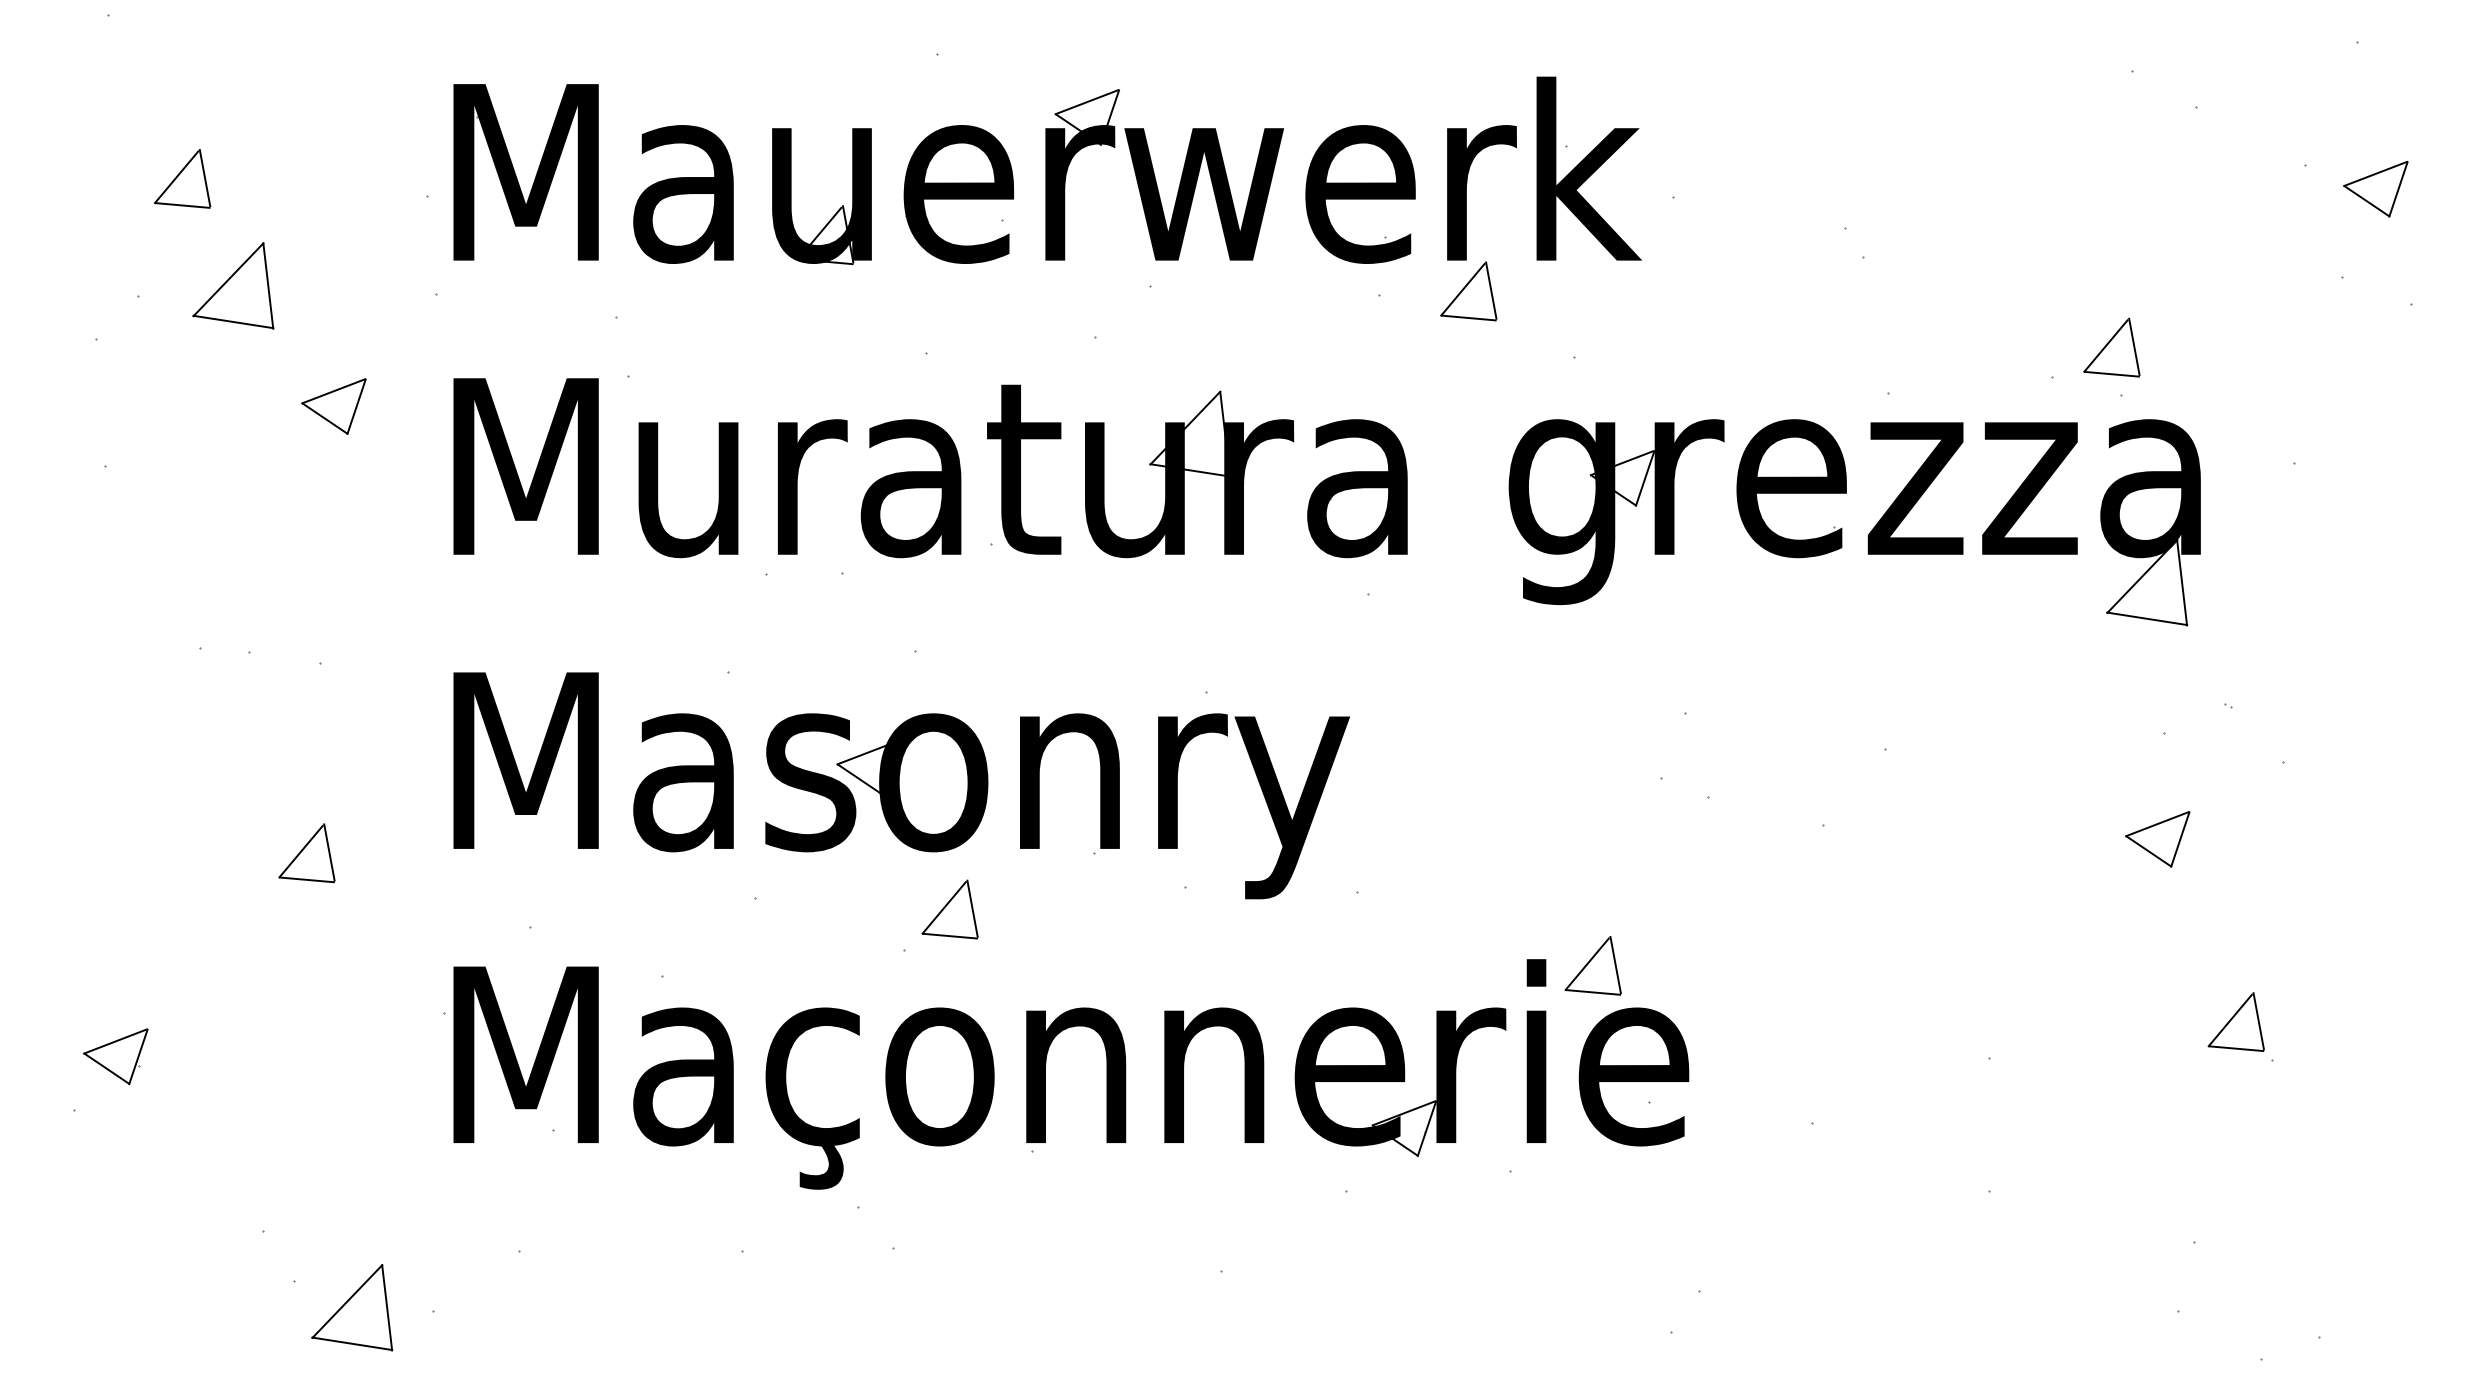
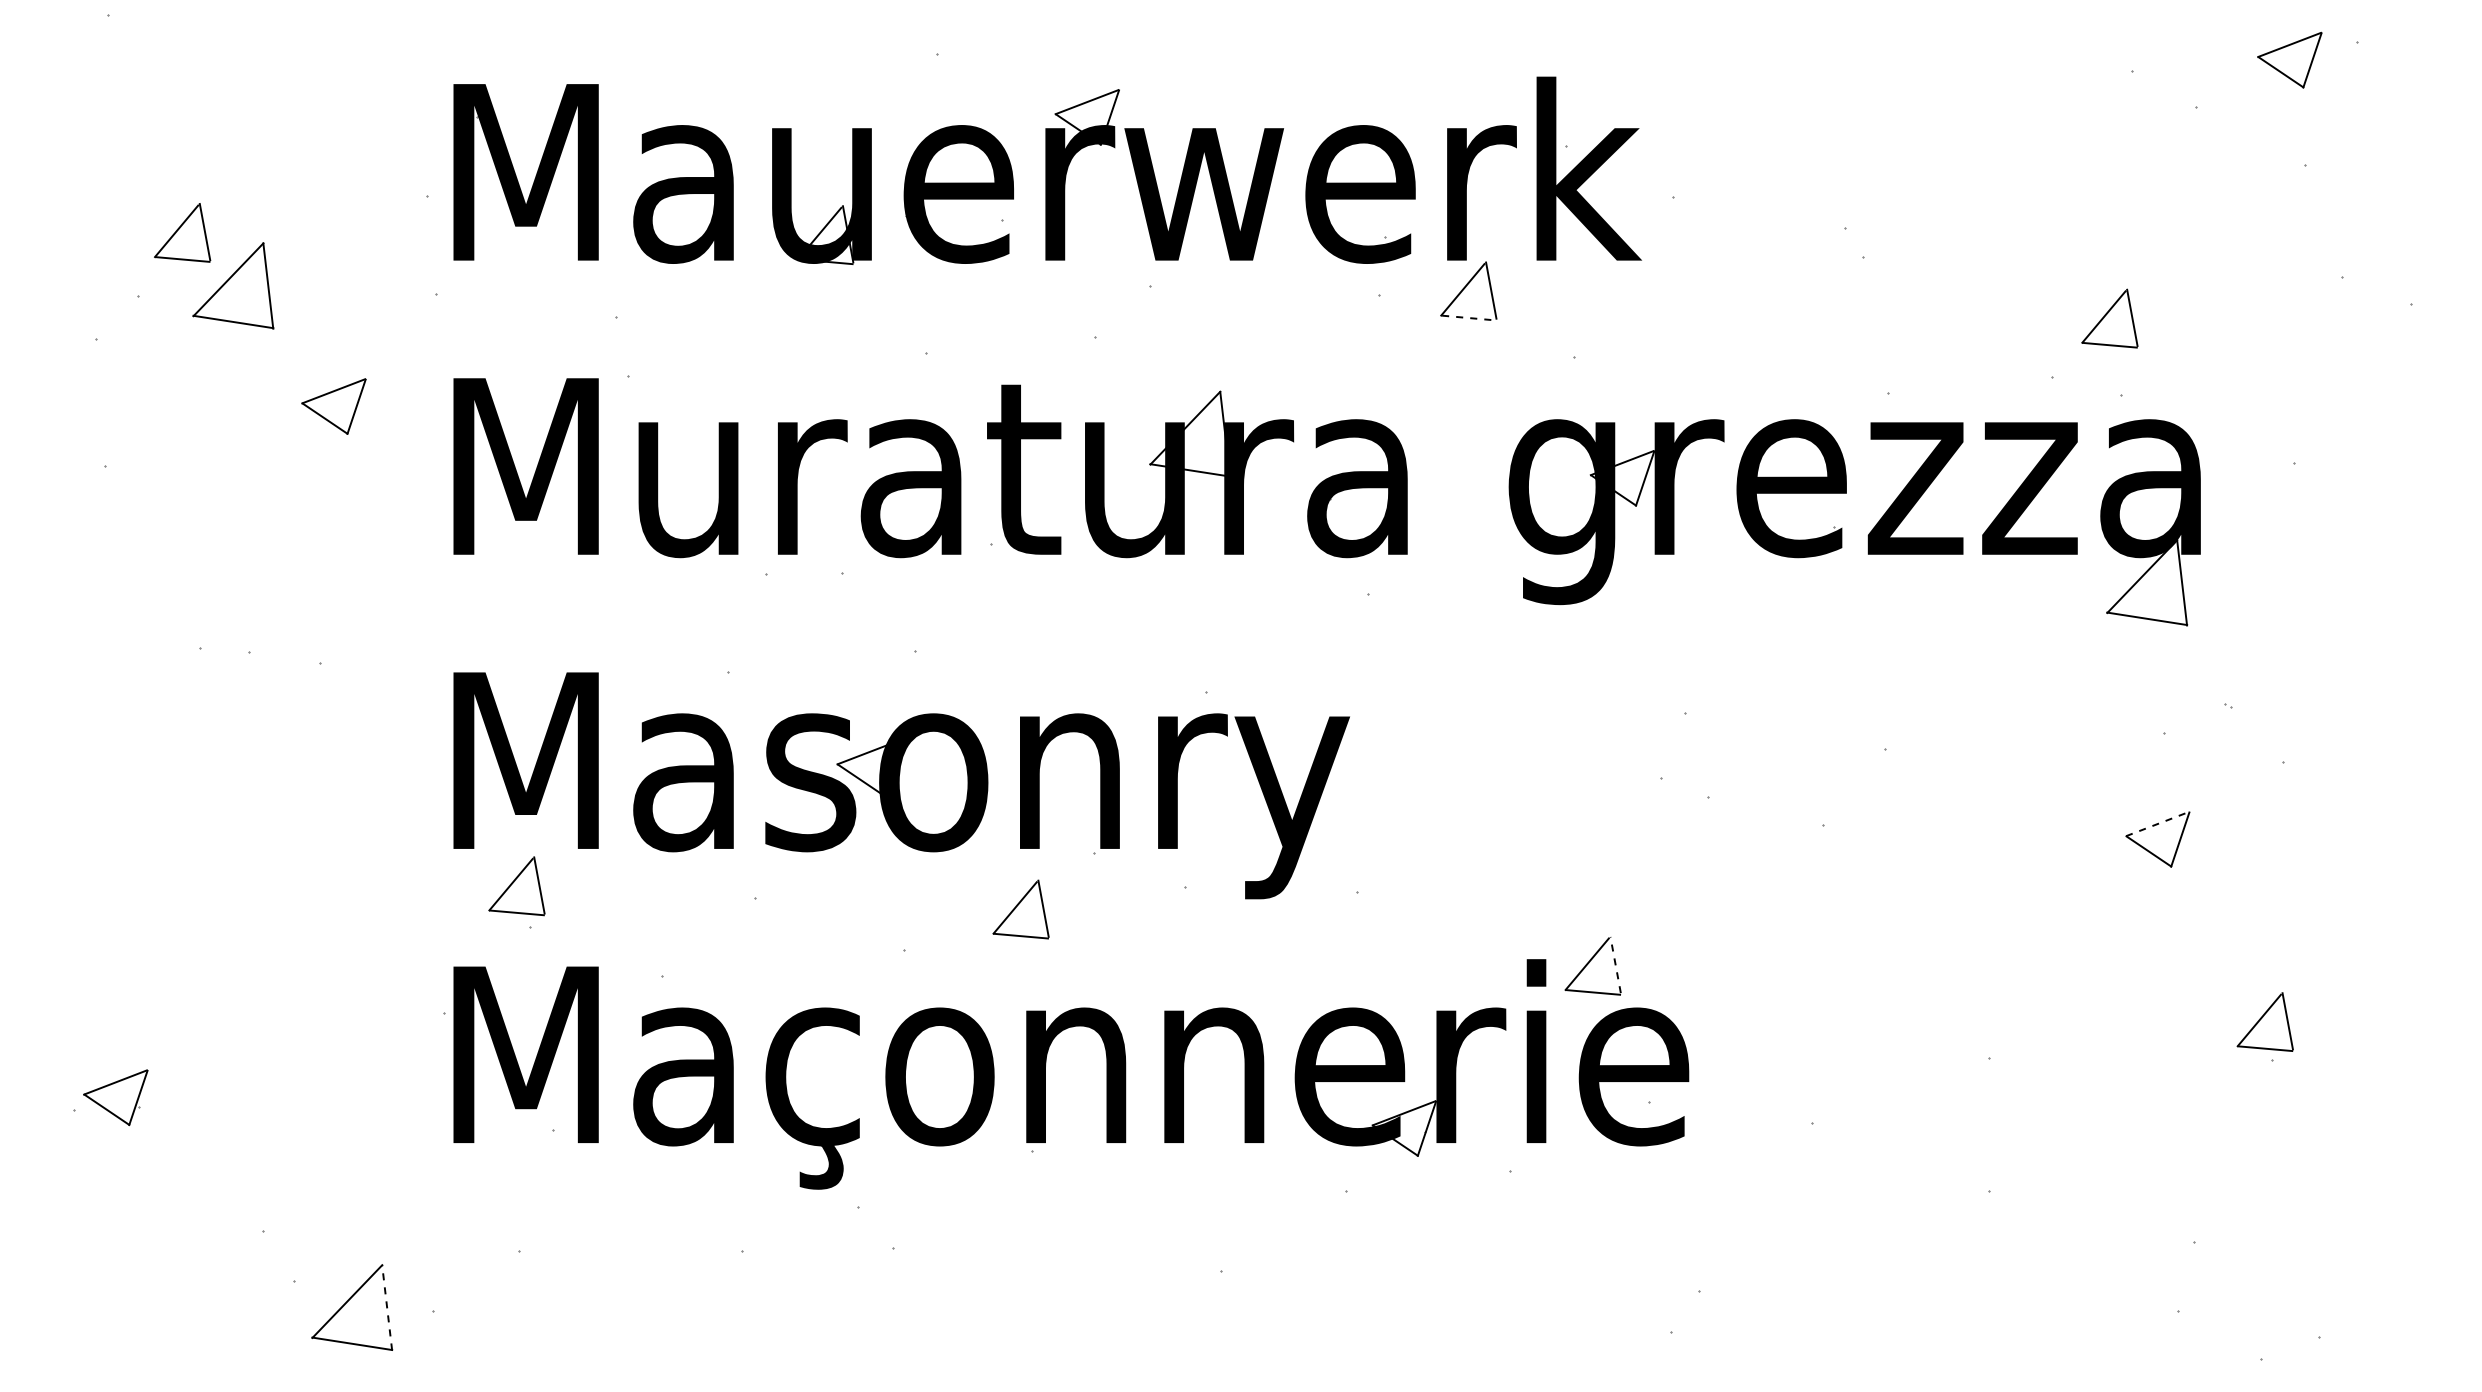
part position: (182, 178) -> (182, 232) (182, 232)
part position: (2375, 188) -> (2289, 59) (2289, 59)
line: solid -> dashed (1468, 318)
part position: (2111, 347) -> (2109, 318) (2109, 318)
line: solid -> dashed (2157, 824)
part position: (306, 853) -> (516, 886) (516, 886)
part position: (949, 909) -> (1020, 909) (1020, 909)
line: solid -> dashed (1615, 965)
part position: (2235, 1021) -> (2264, 1021) (2264, 1021)
part position: (115, 1056) -> (115, 1097) (115, 1097)
line: solid -> dashed (387, 1307)
